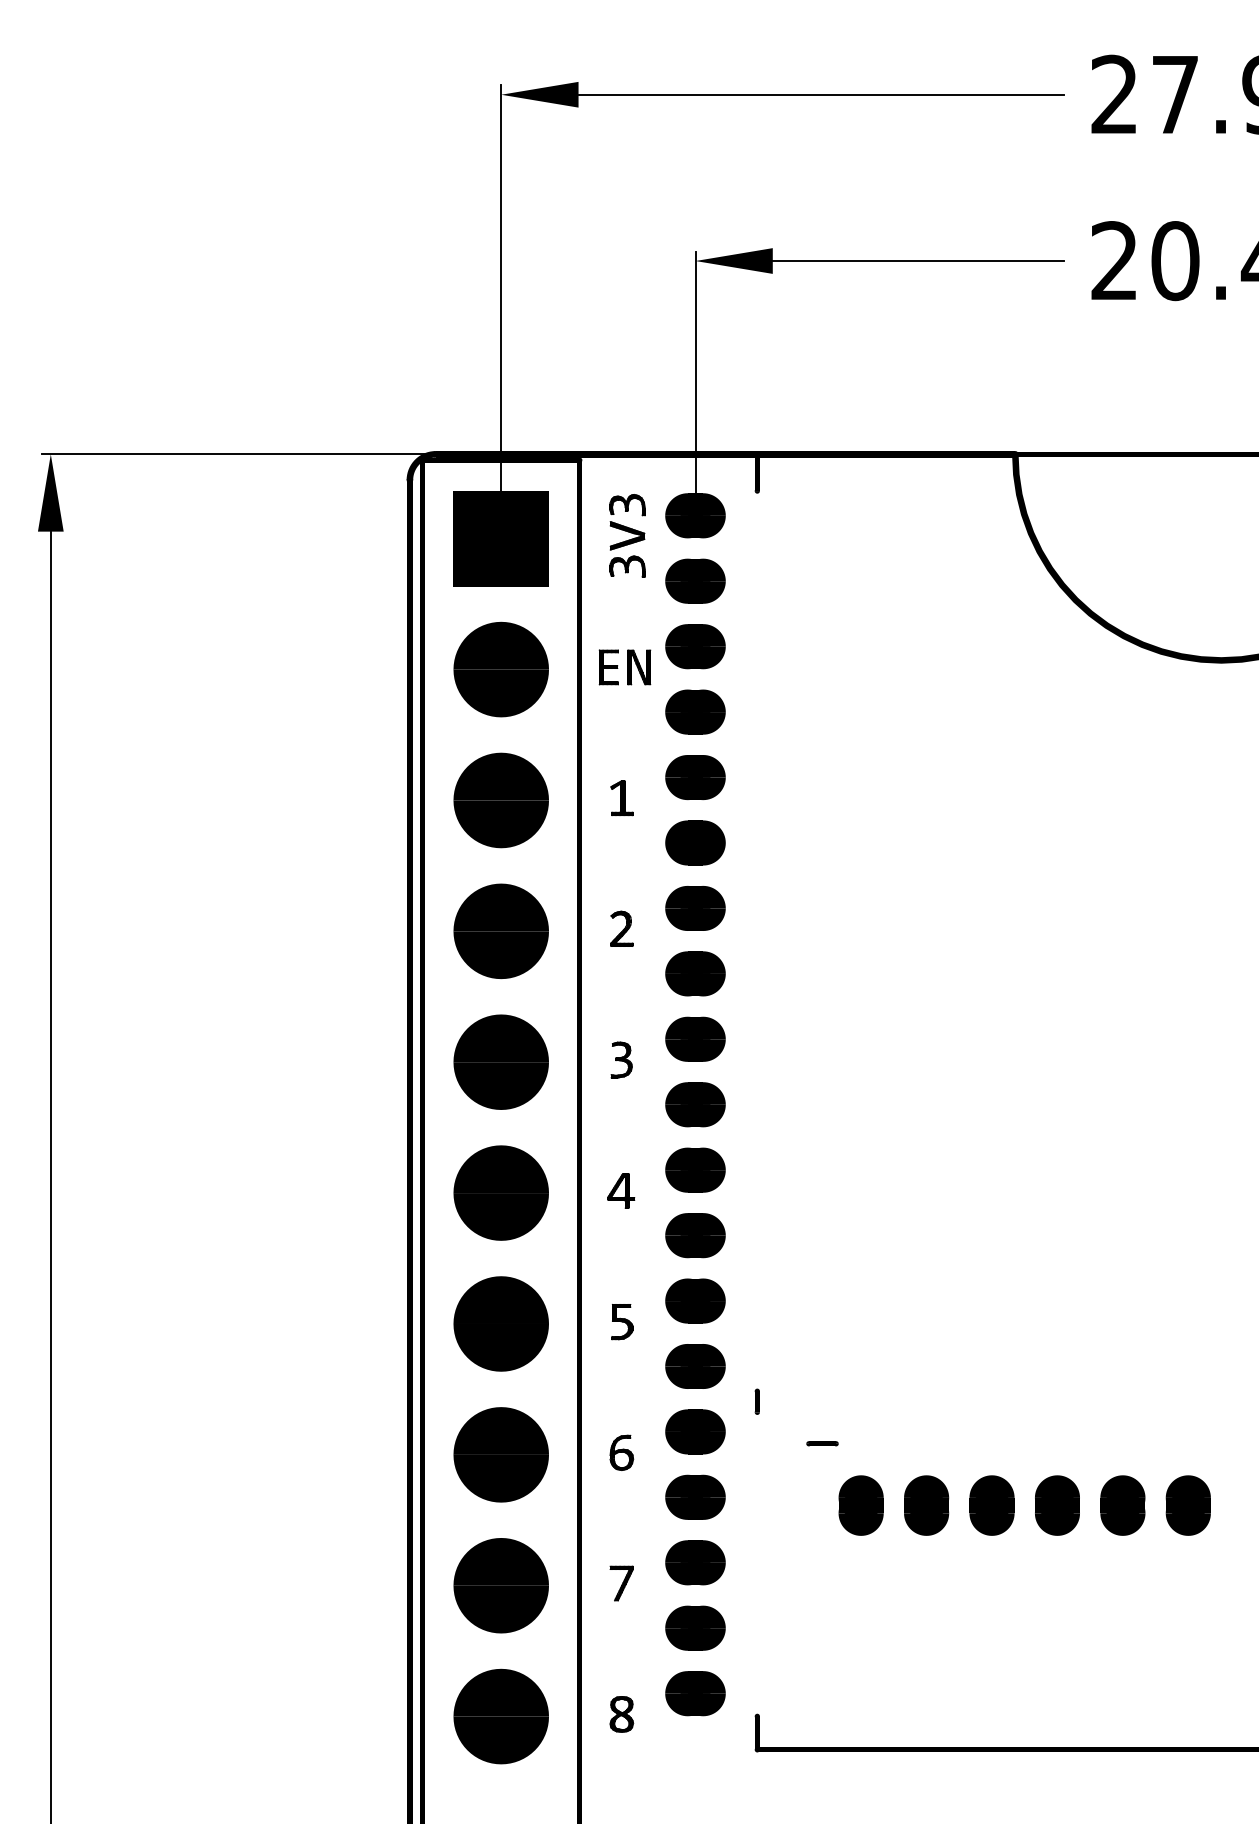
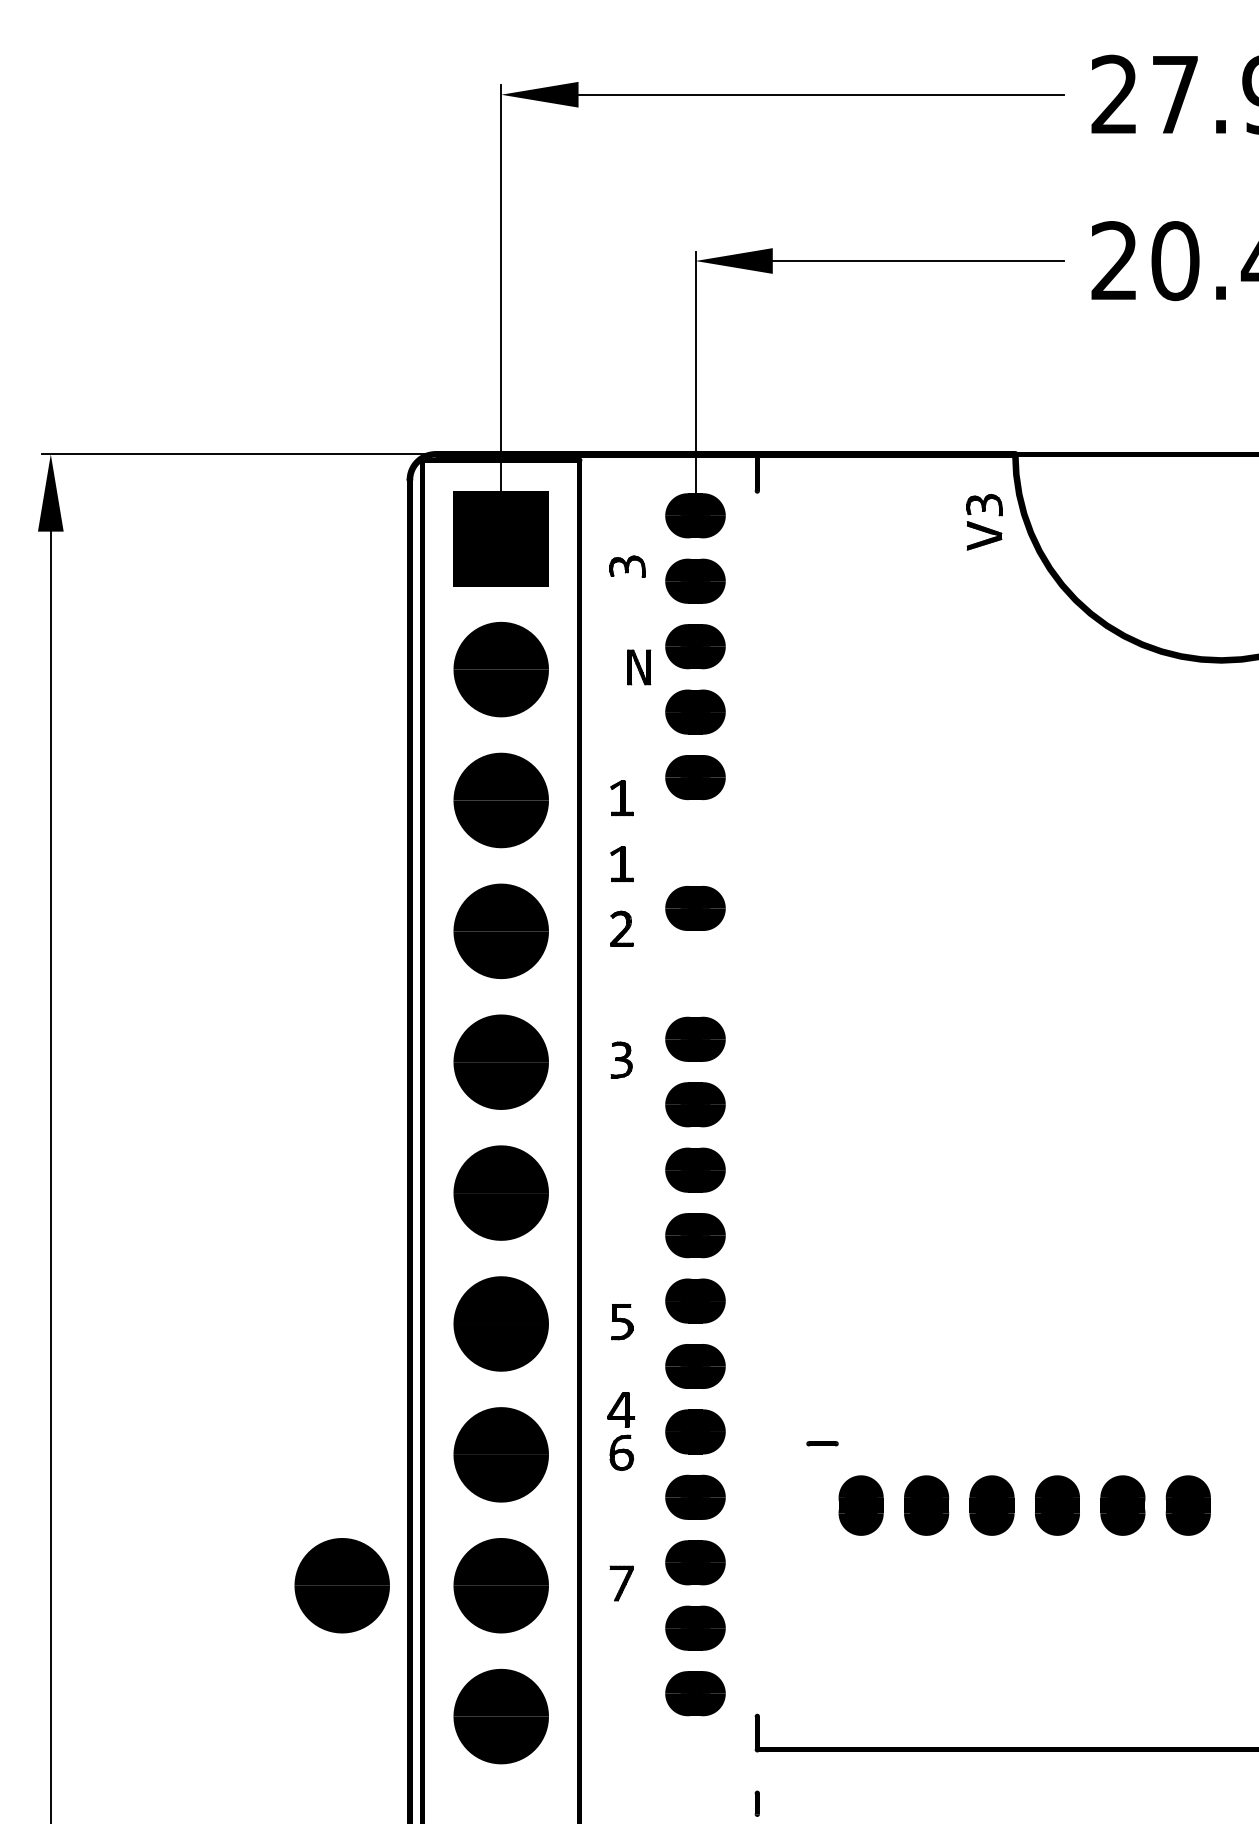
part position: (627, 522) -> (984, 522) (984, 522)
part: present -> none (608, 667)
part: present -> none (695, 842)
part: none -> present (621, 864)
part: present -> none (695, 973)
part position: (621, 1190) -> (621, 1409) (621, 1409)
part position: (756, 1401) -> (756, 1803) (756, 1803)
part: none -> present (341, 1585)
part: present -> none (621, 1714)
